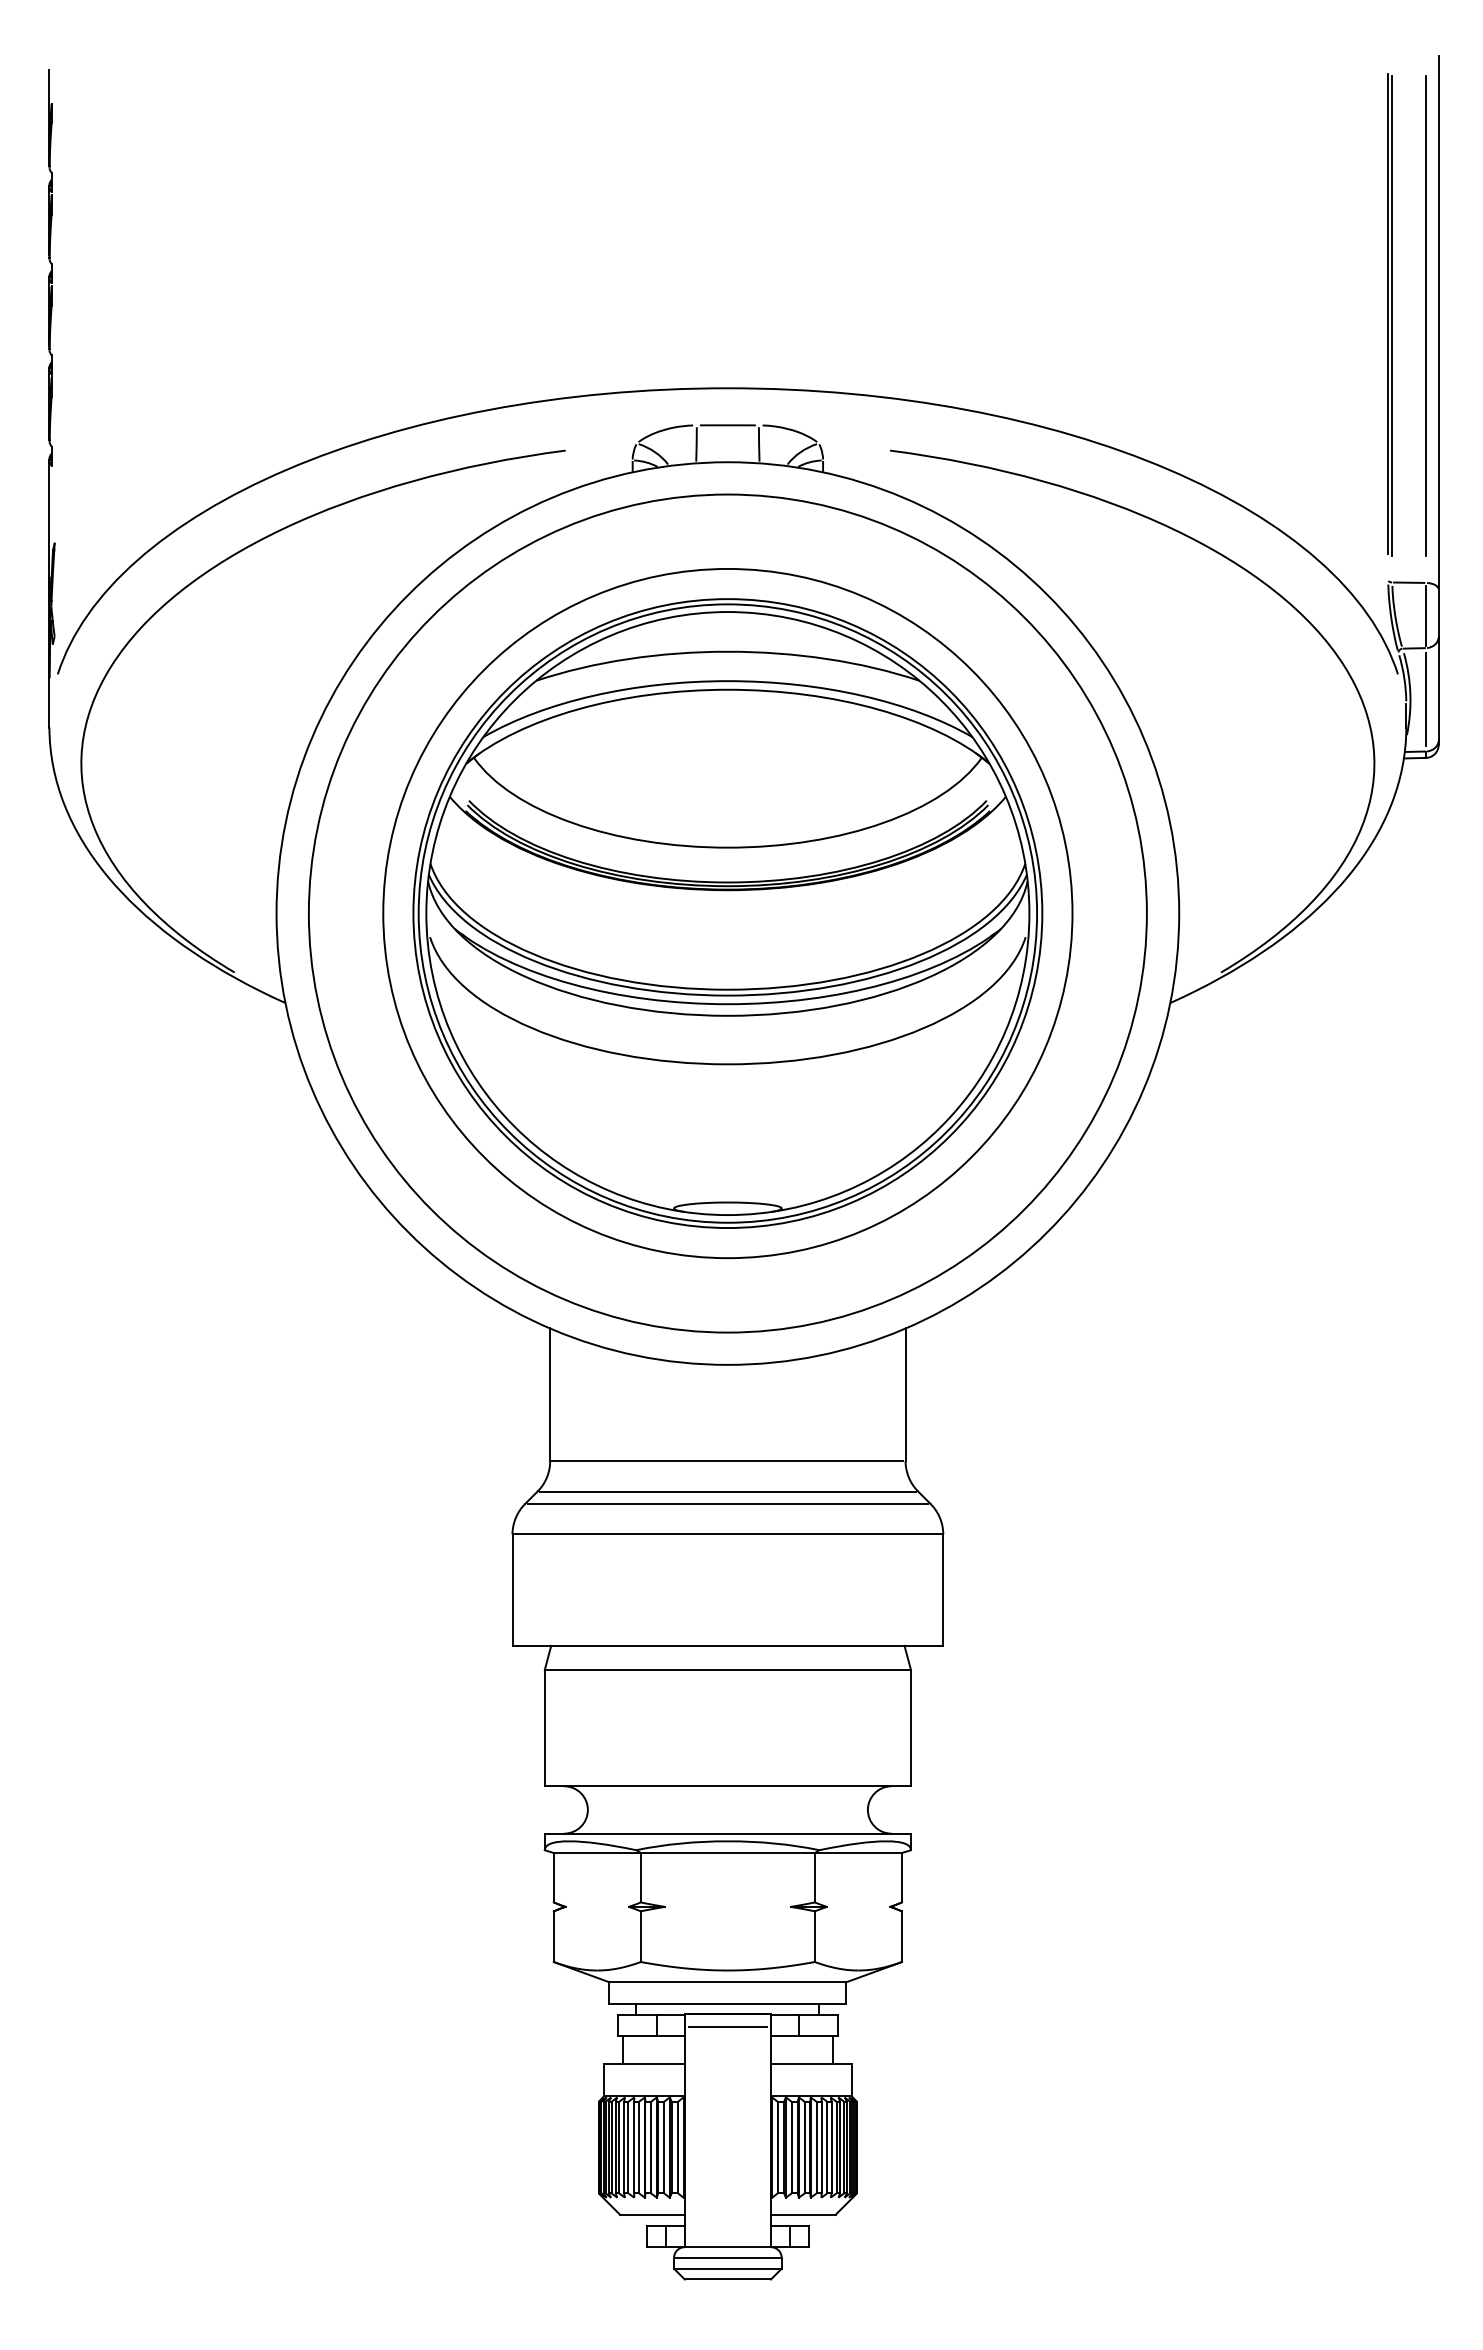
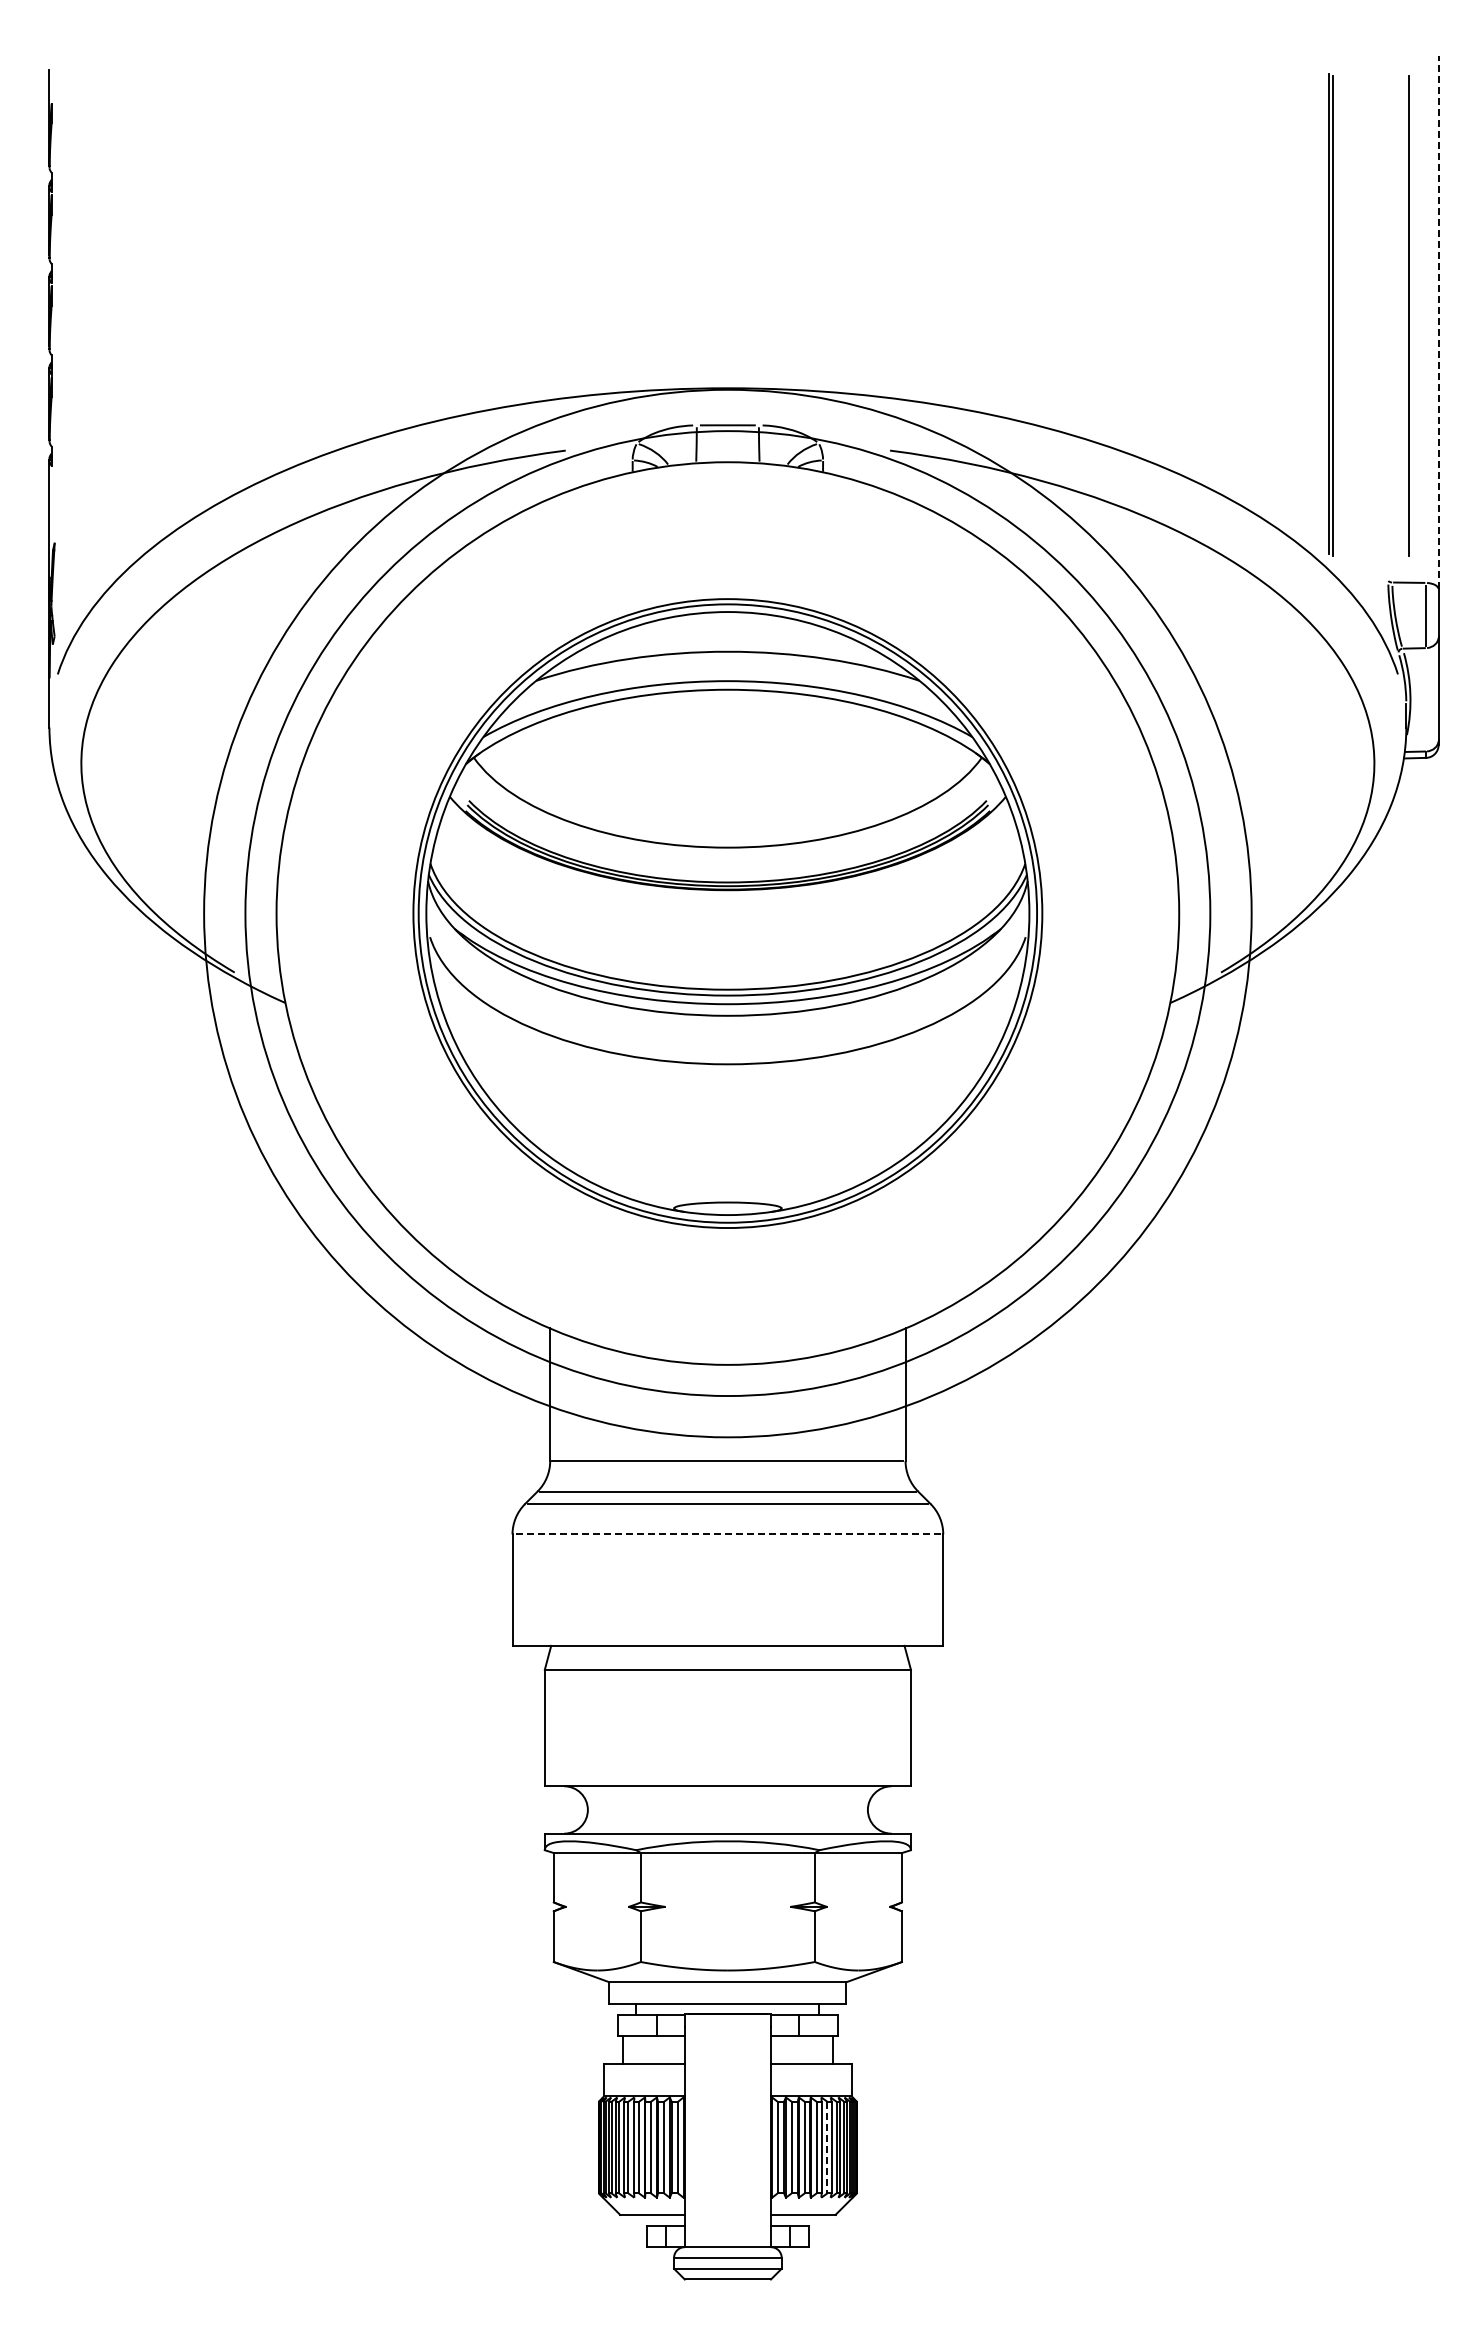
part position: (1389, 314) -> (1330, 314) (1330, 314)
line position: (1425, 315) -> (1408, 315) (1408, 315)
line: solid -> dashed (1438, 322)
line: present -> none (1426, 699)
circle diameter: 689 px -> 965 px (727, 913)
circle diameter: 838 px -> 1048 px (727, 913)
line: solid -> dashed (727, 1534)
line: present -> none (727, 2026)
line: solid -> dashed (827, 2147)
